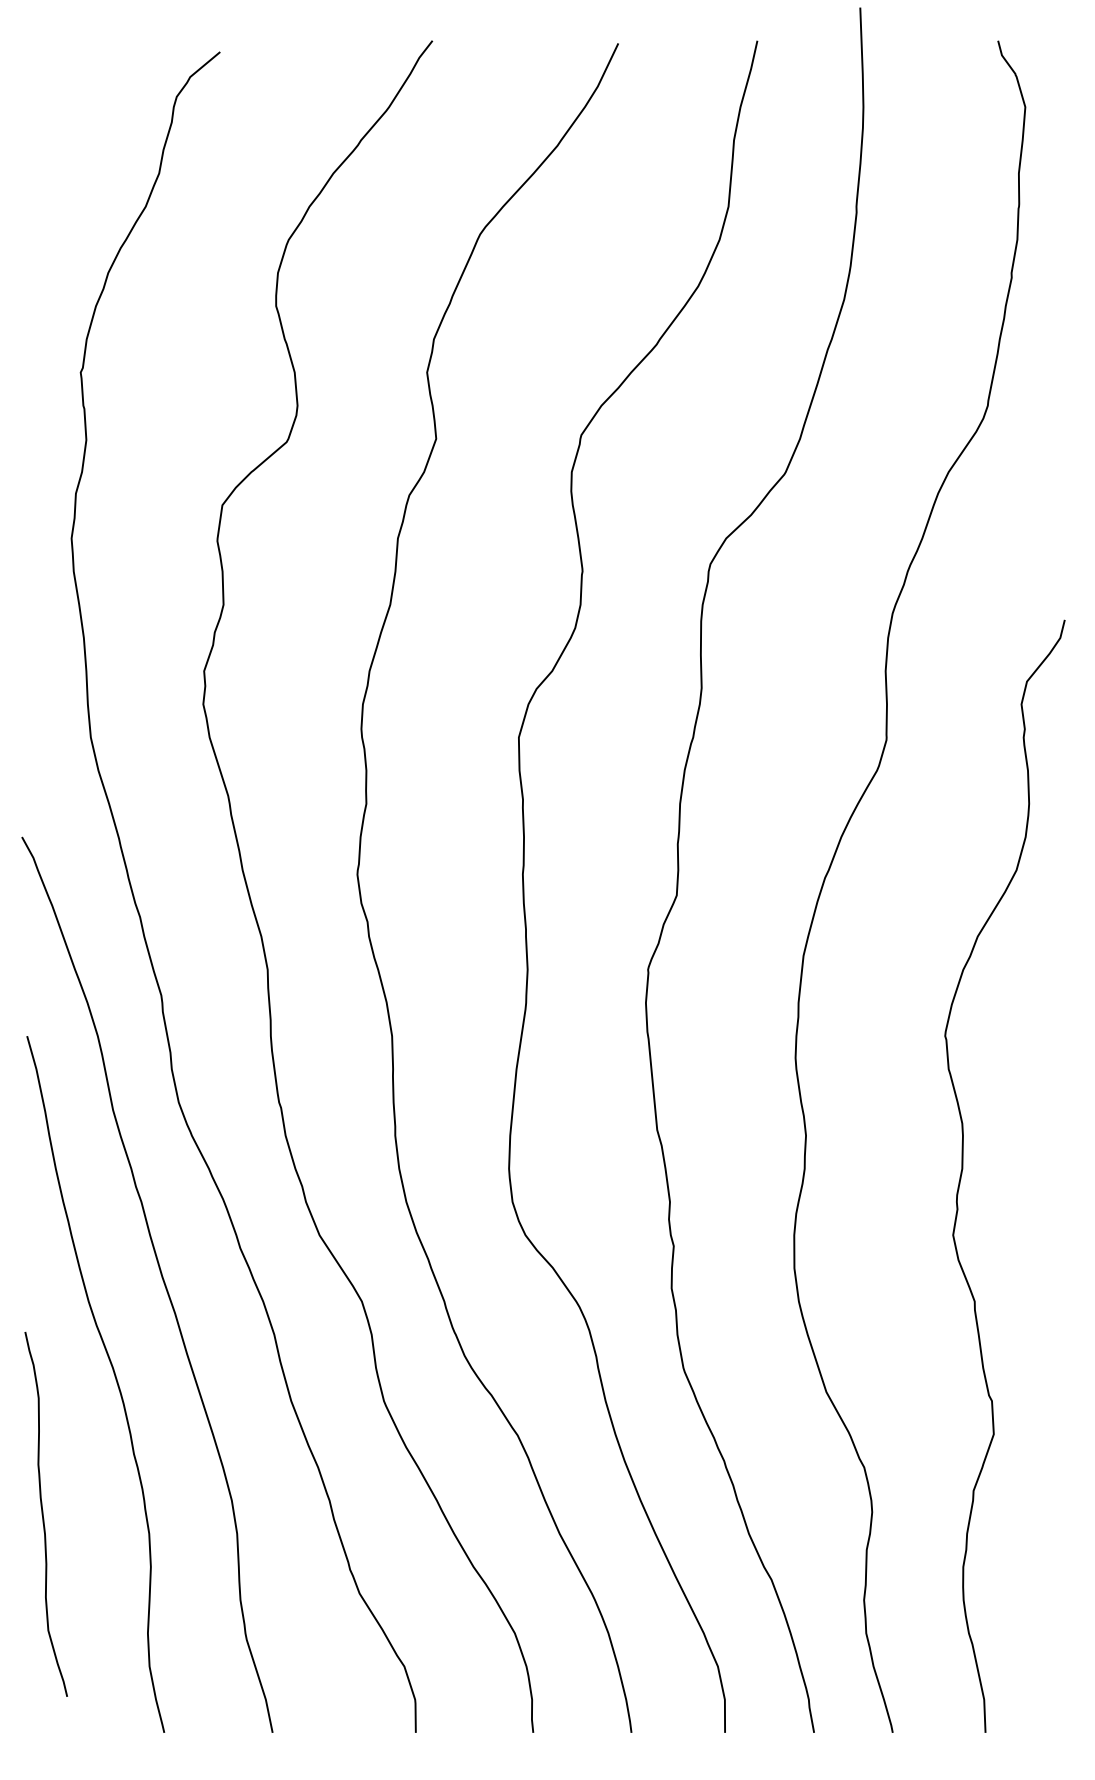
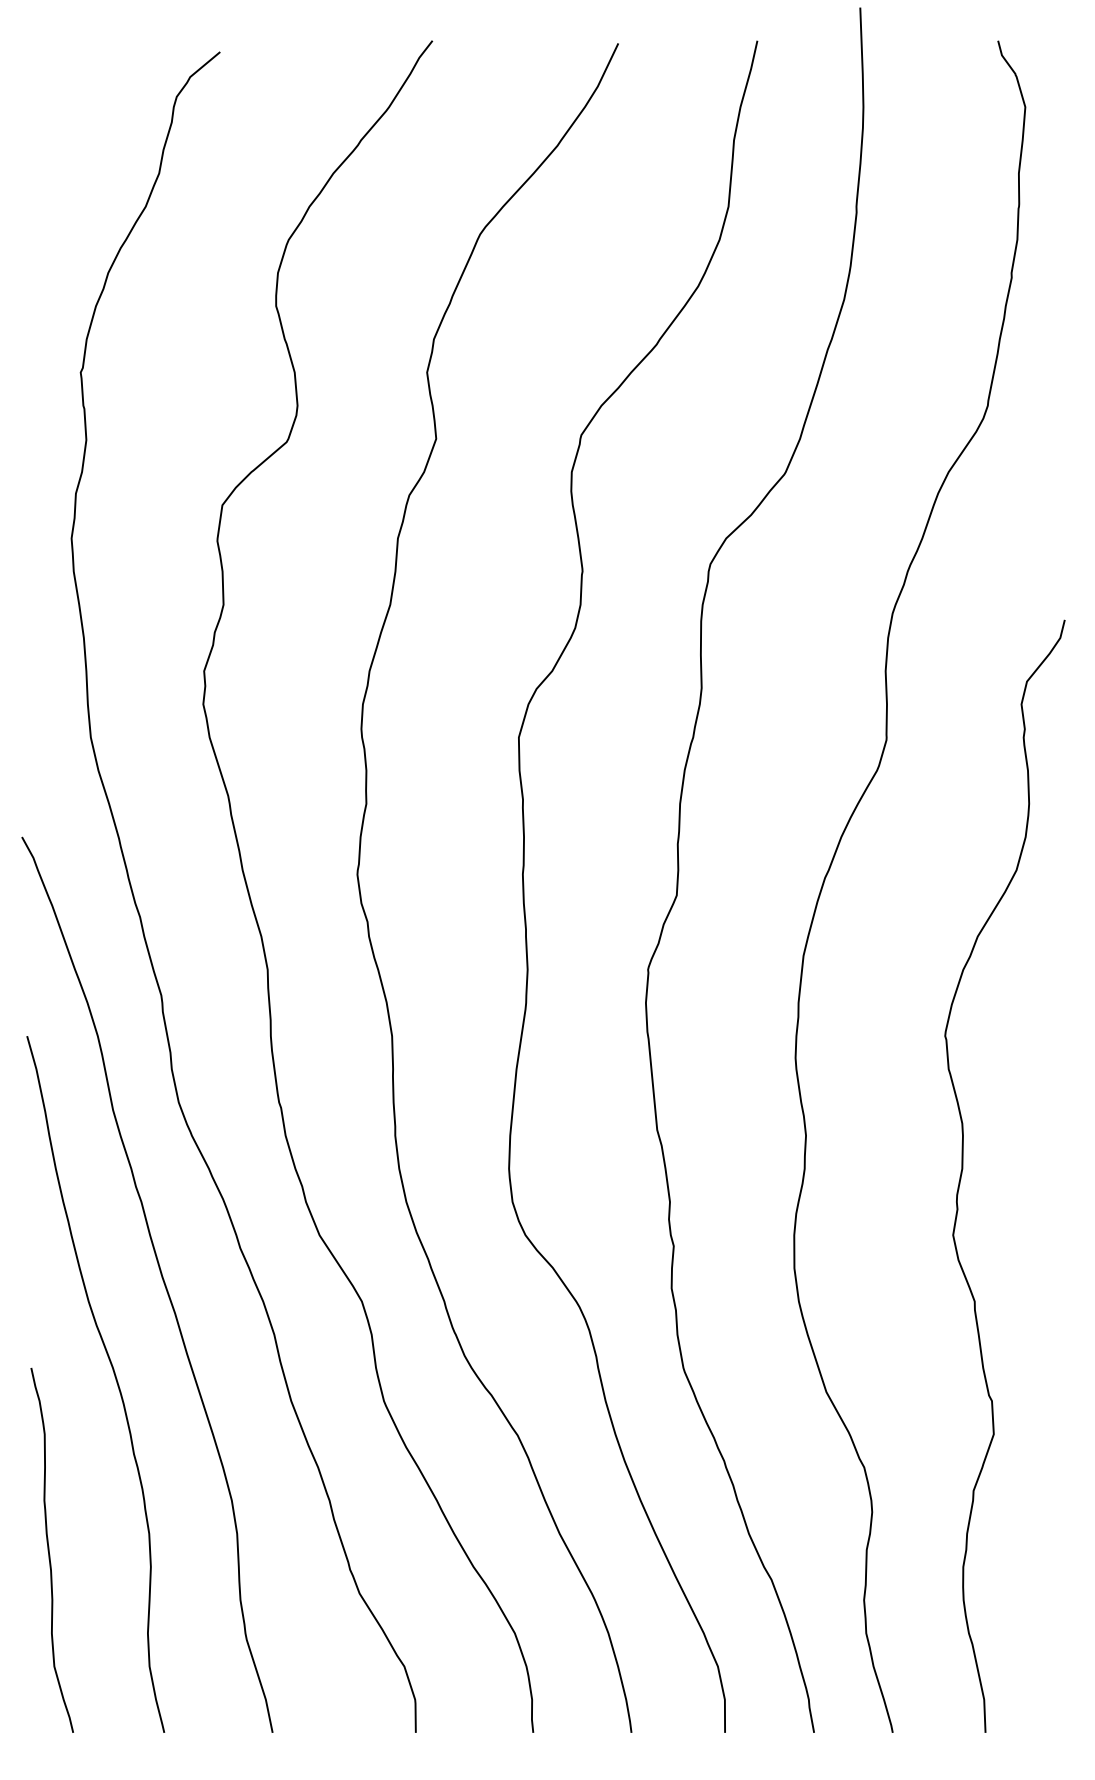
curve position: (43, 1513) -> (49, 1549) (49, 1549)
